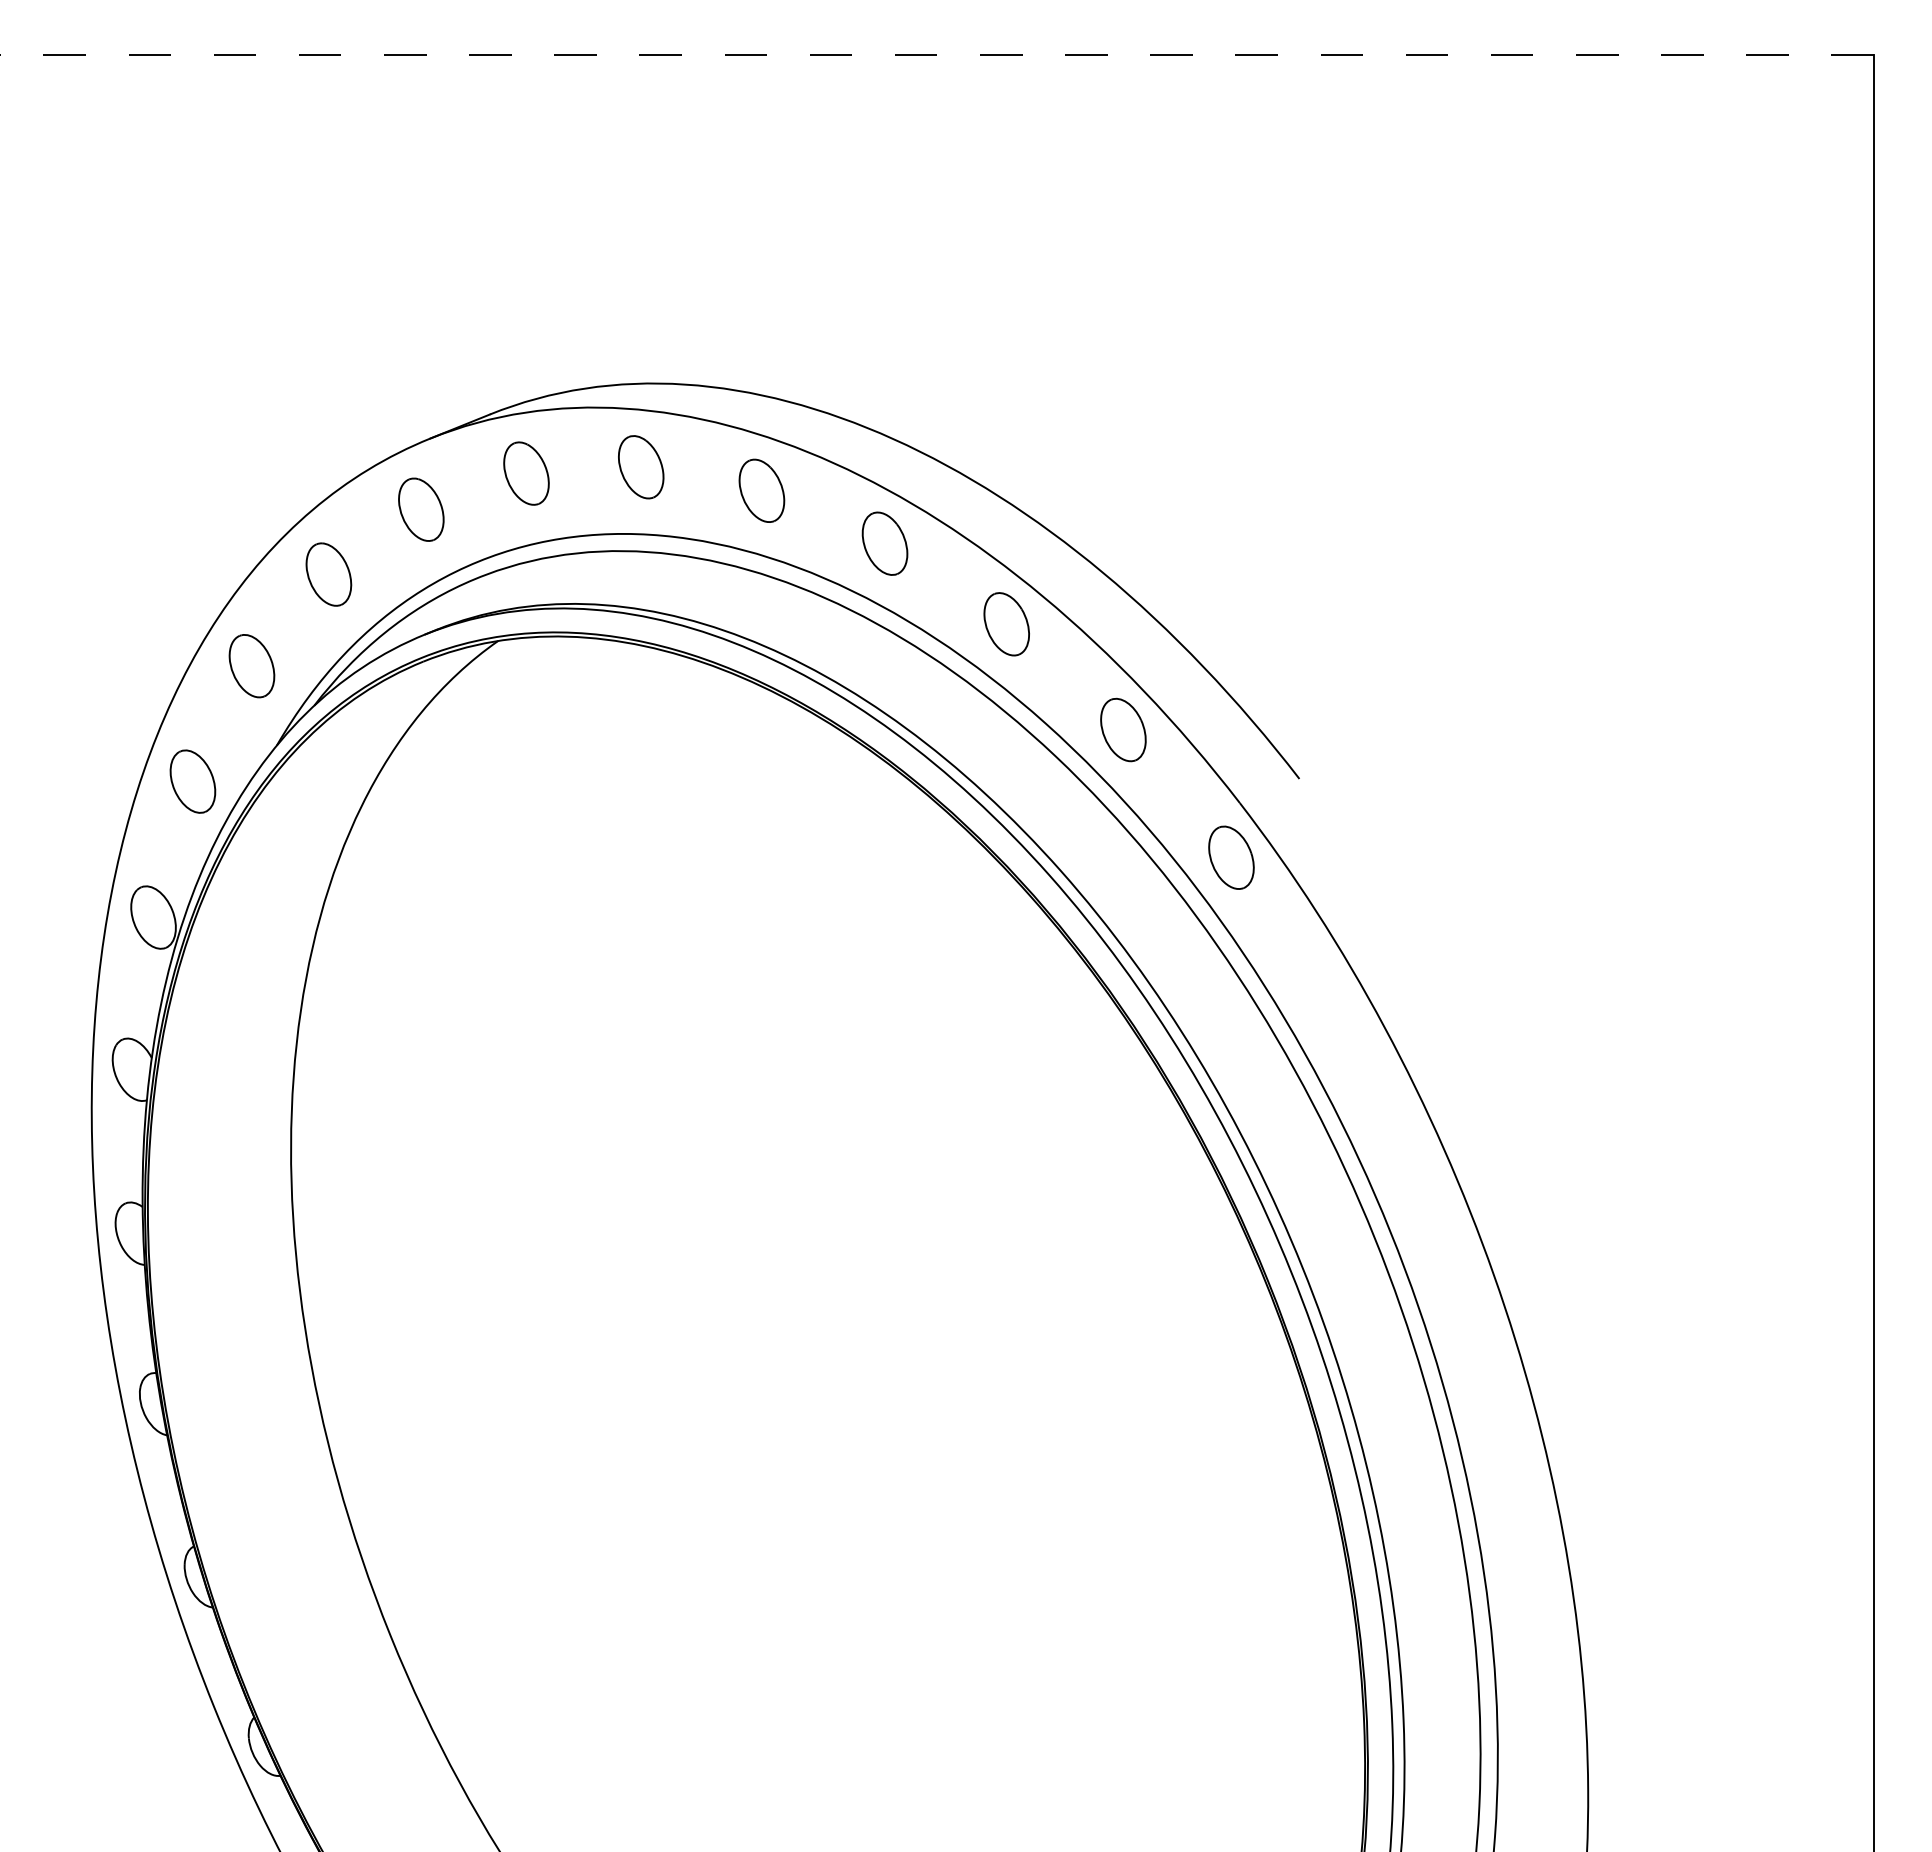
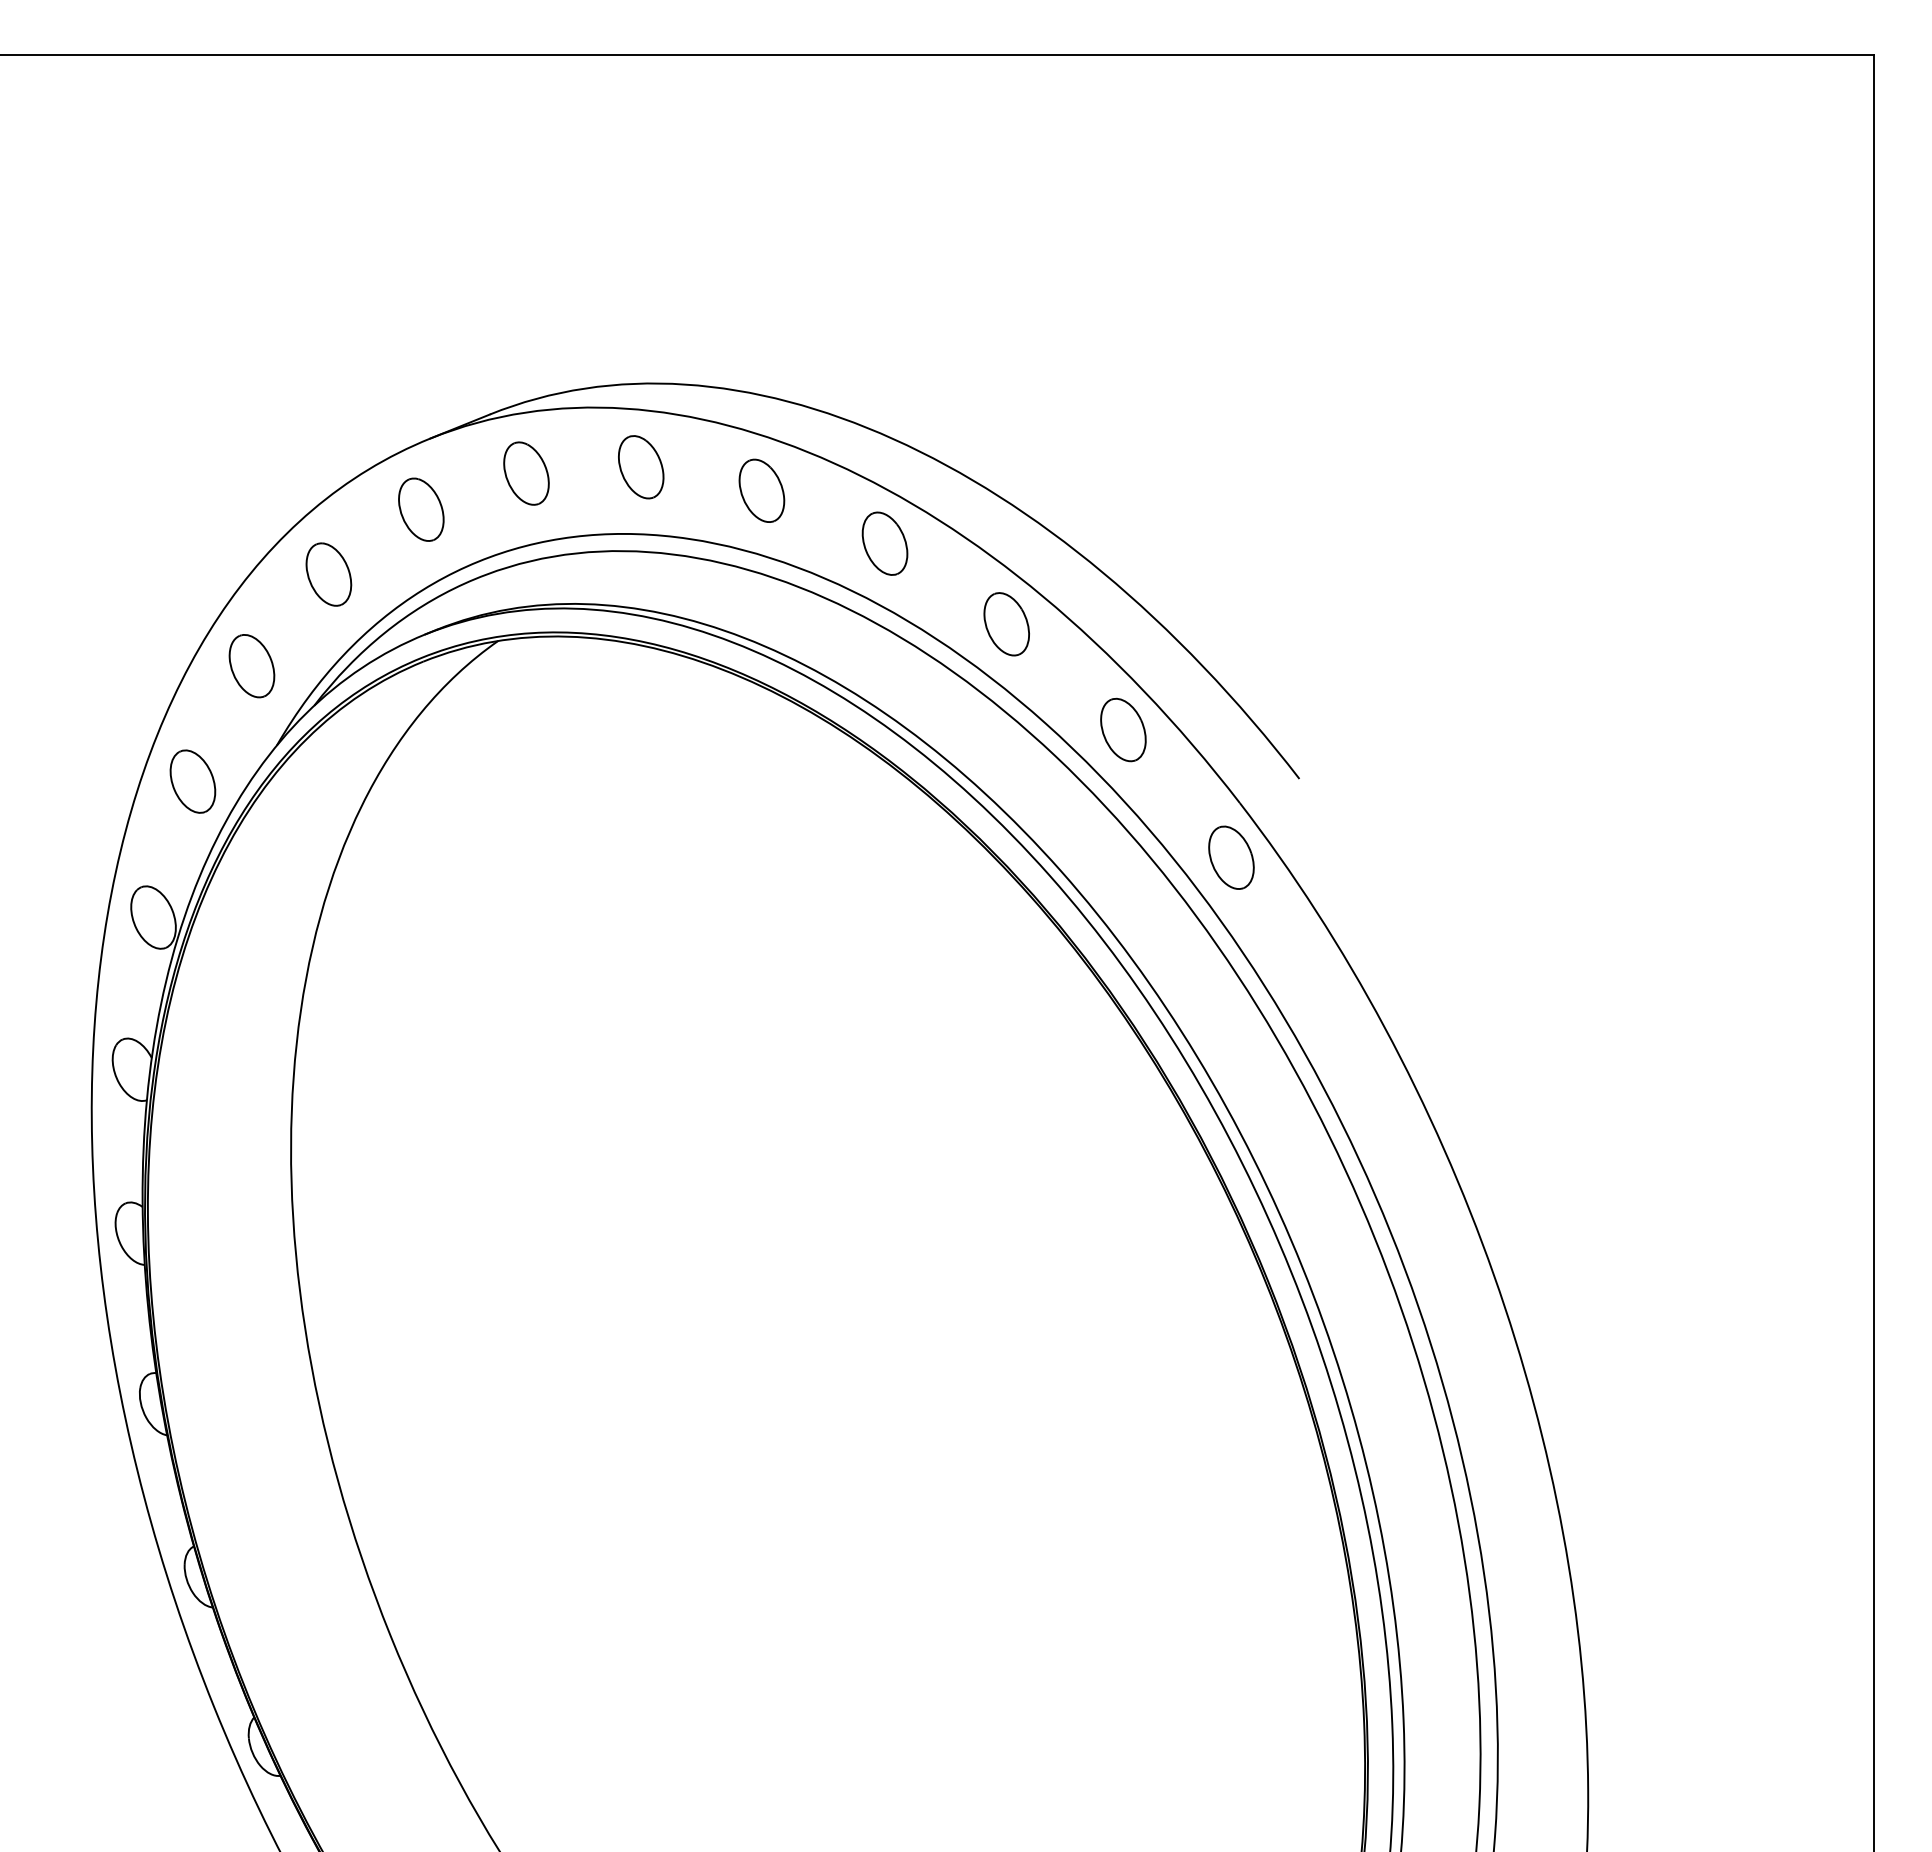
line: dashed -> solid (937, 55)
